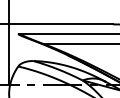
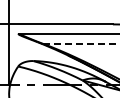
line: solid -> dashed (81, 43)
